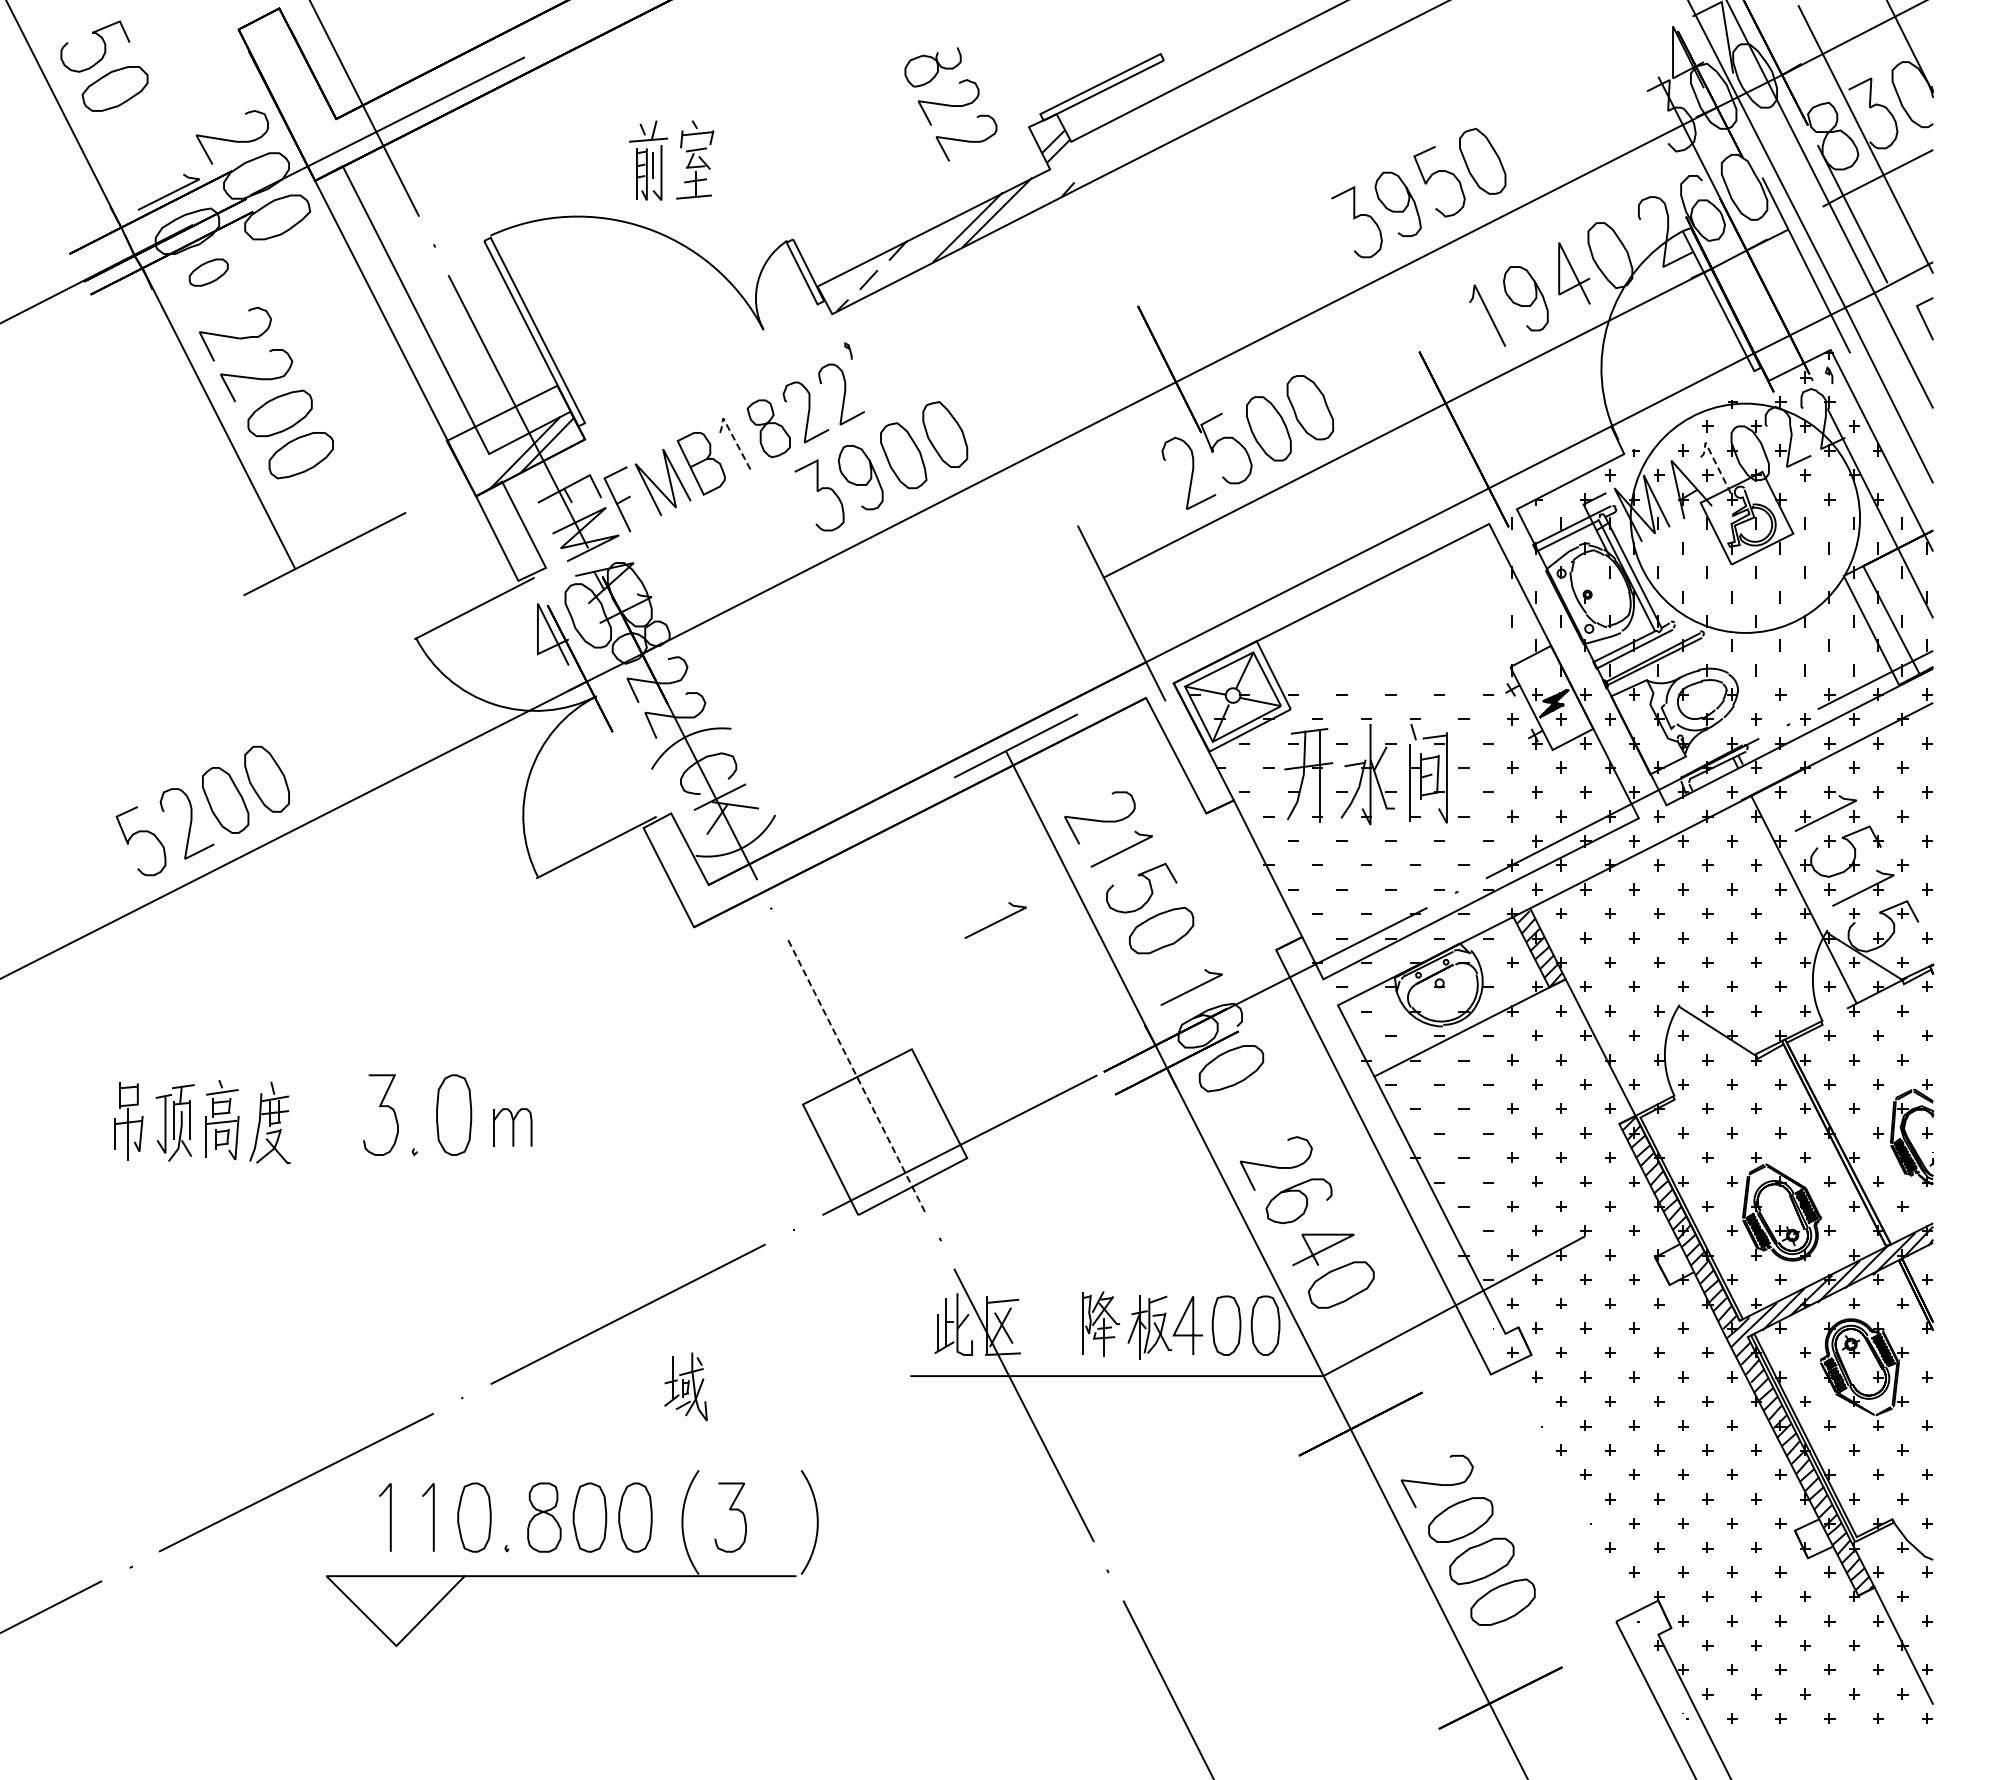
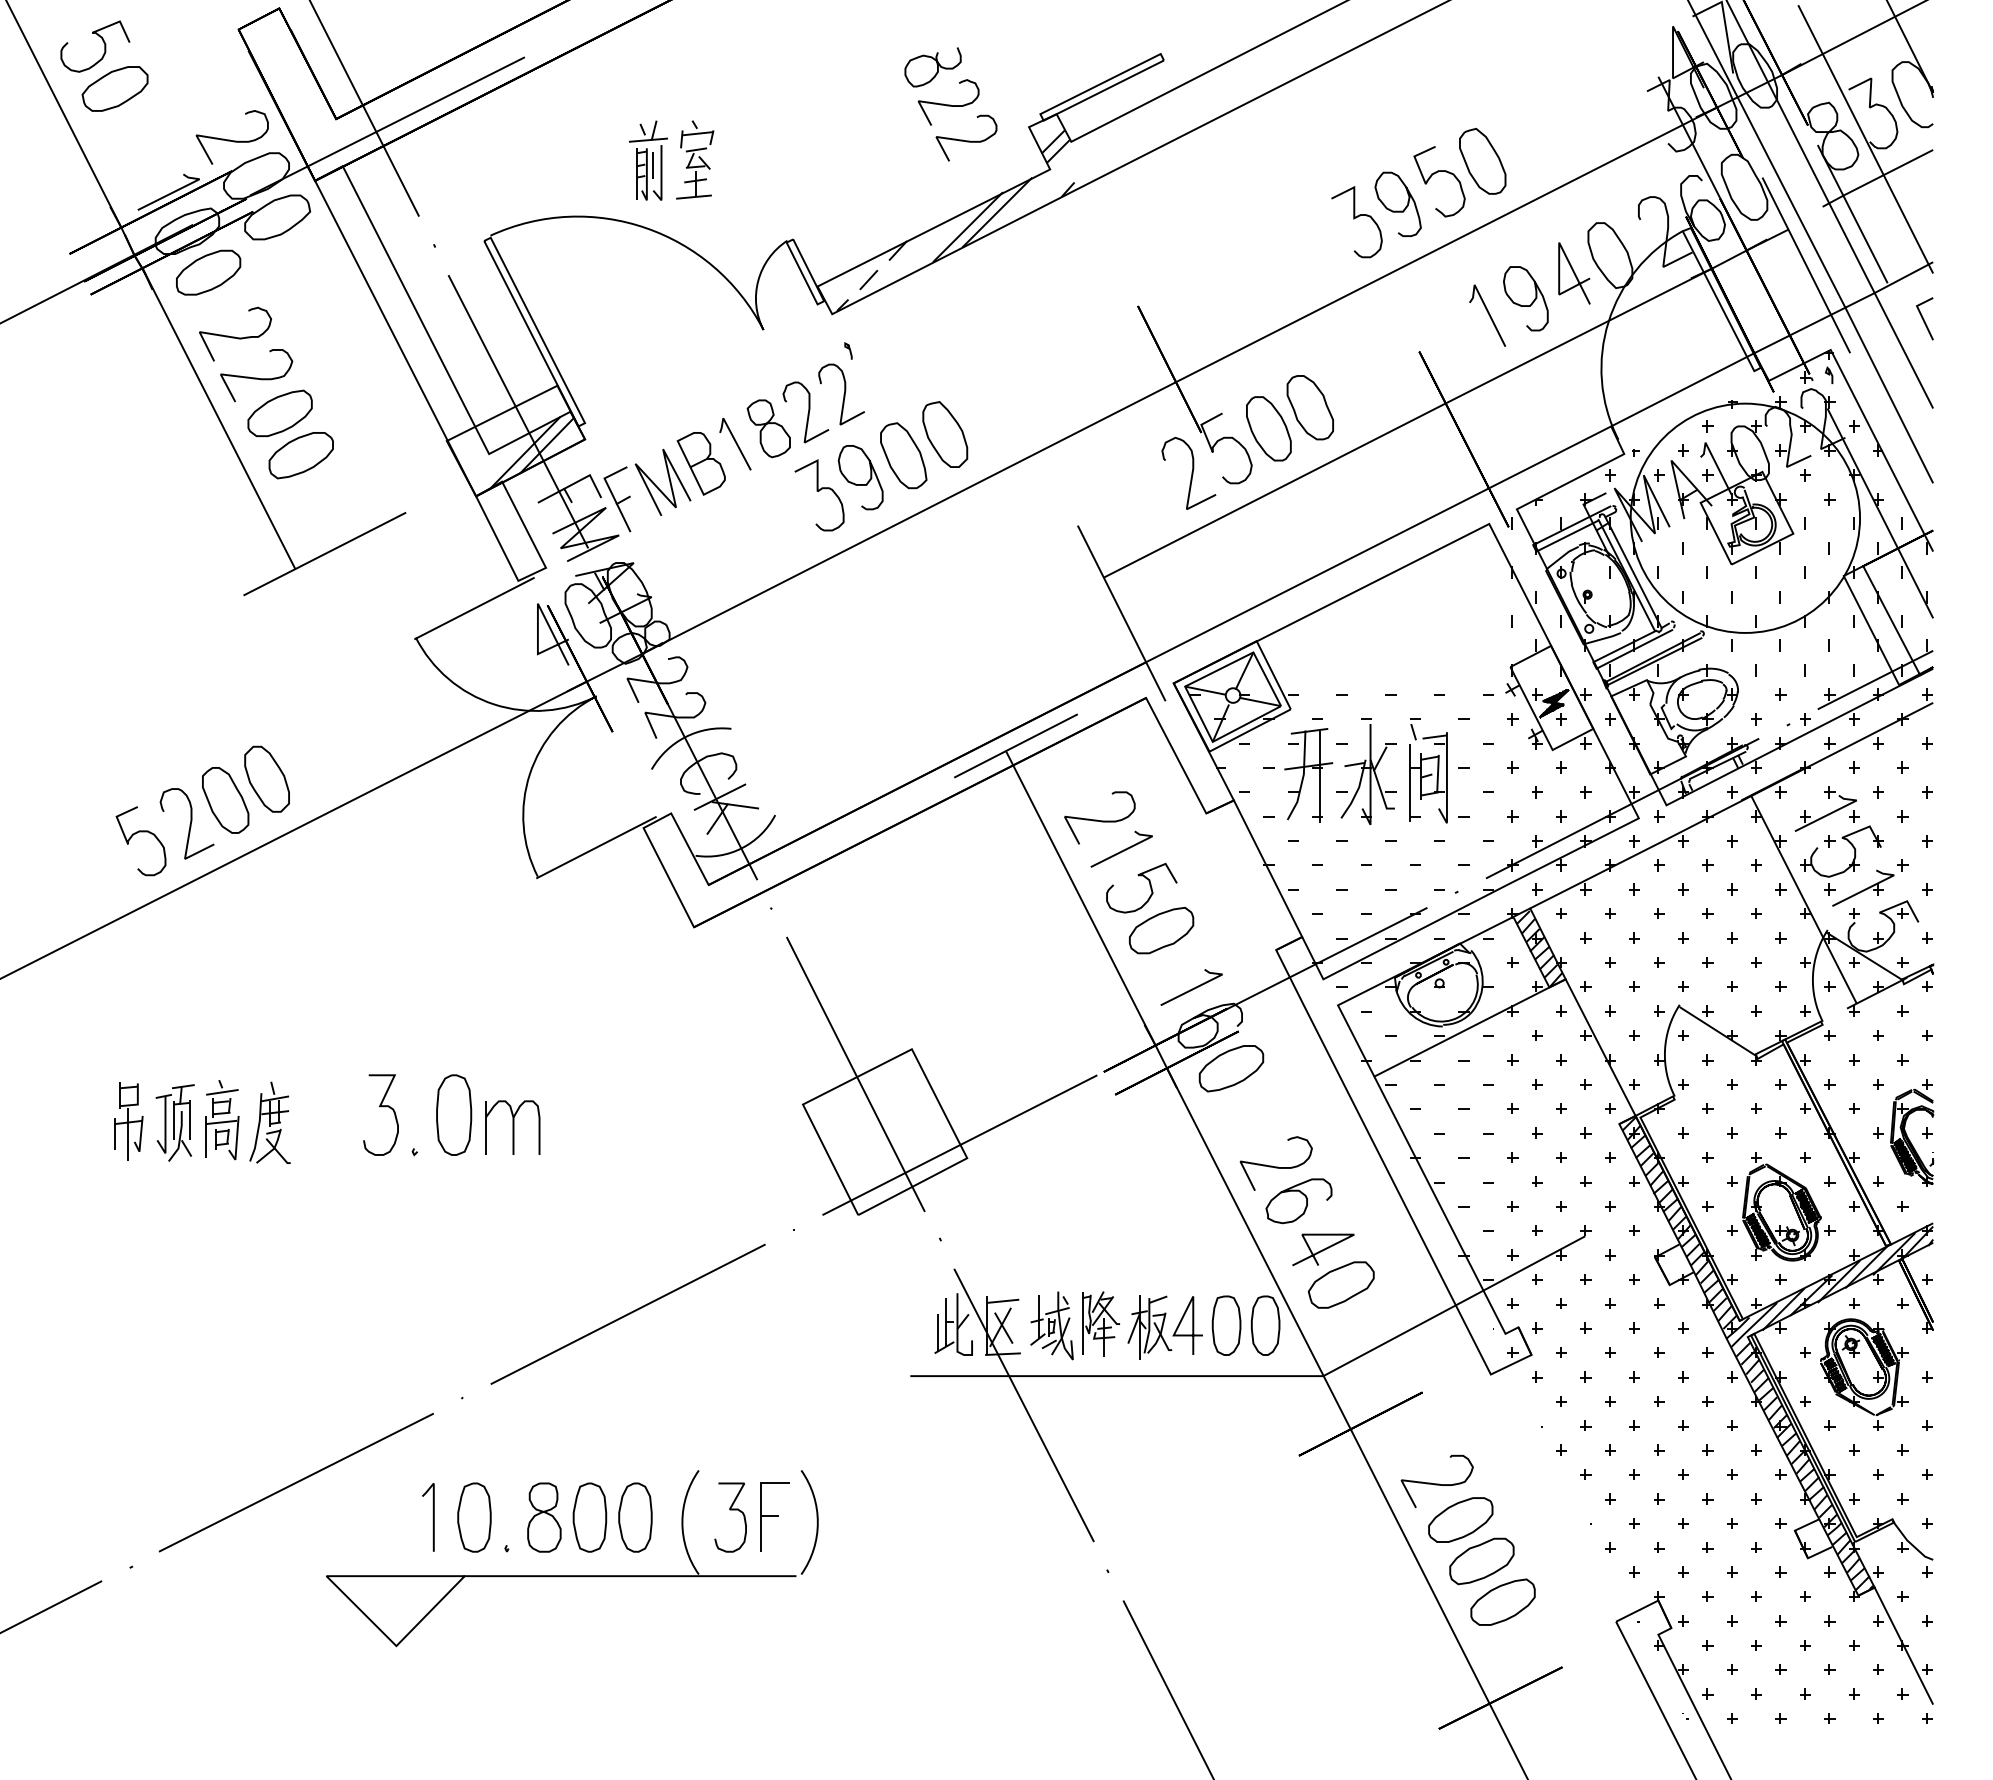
part size: 41x29 px -> 66x47 px (208, 272)
line: dashed -> solid (733, 436)
line: dashed -> solid (1714, 460)
line: present -> none (996, 921)
line: dashed -> solid (855, 1074)
part size: 40x39 px -> 56x55 px (512, 1127)
part position: (685, 1386) -> (1051, 1325) (1051, 1325)
part: none -> present (774, 1516)
line: present -> none (389, 1517)
